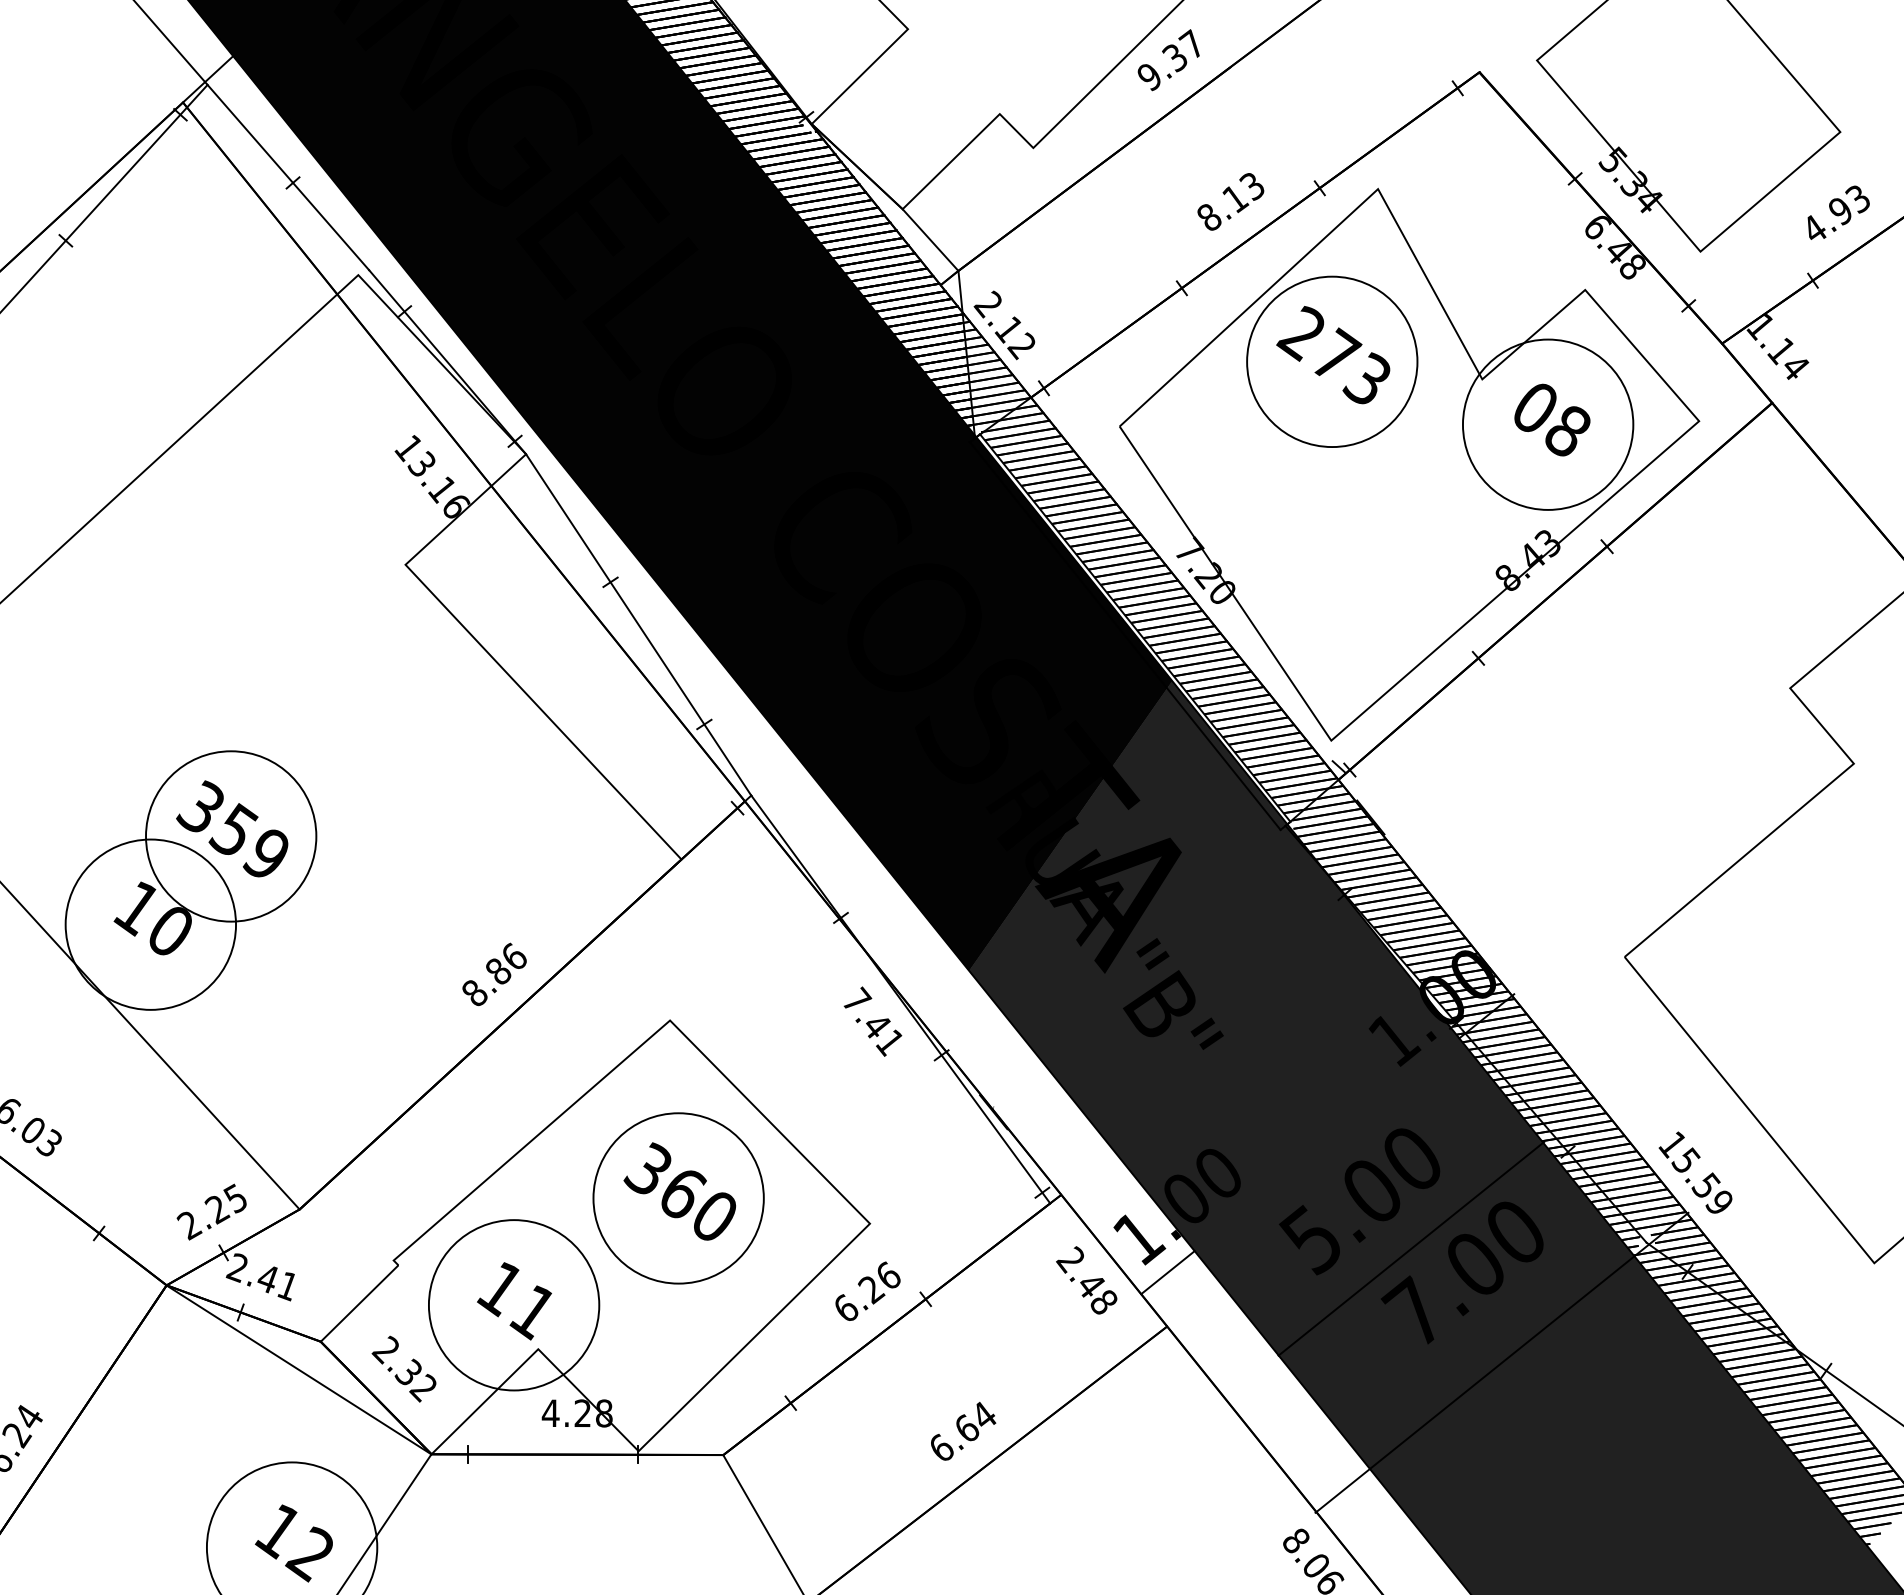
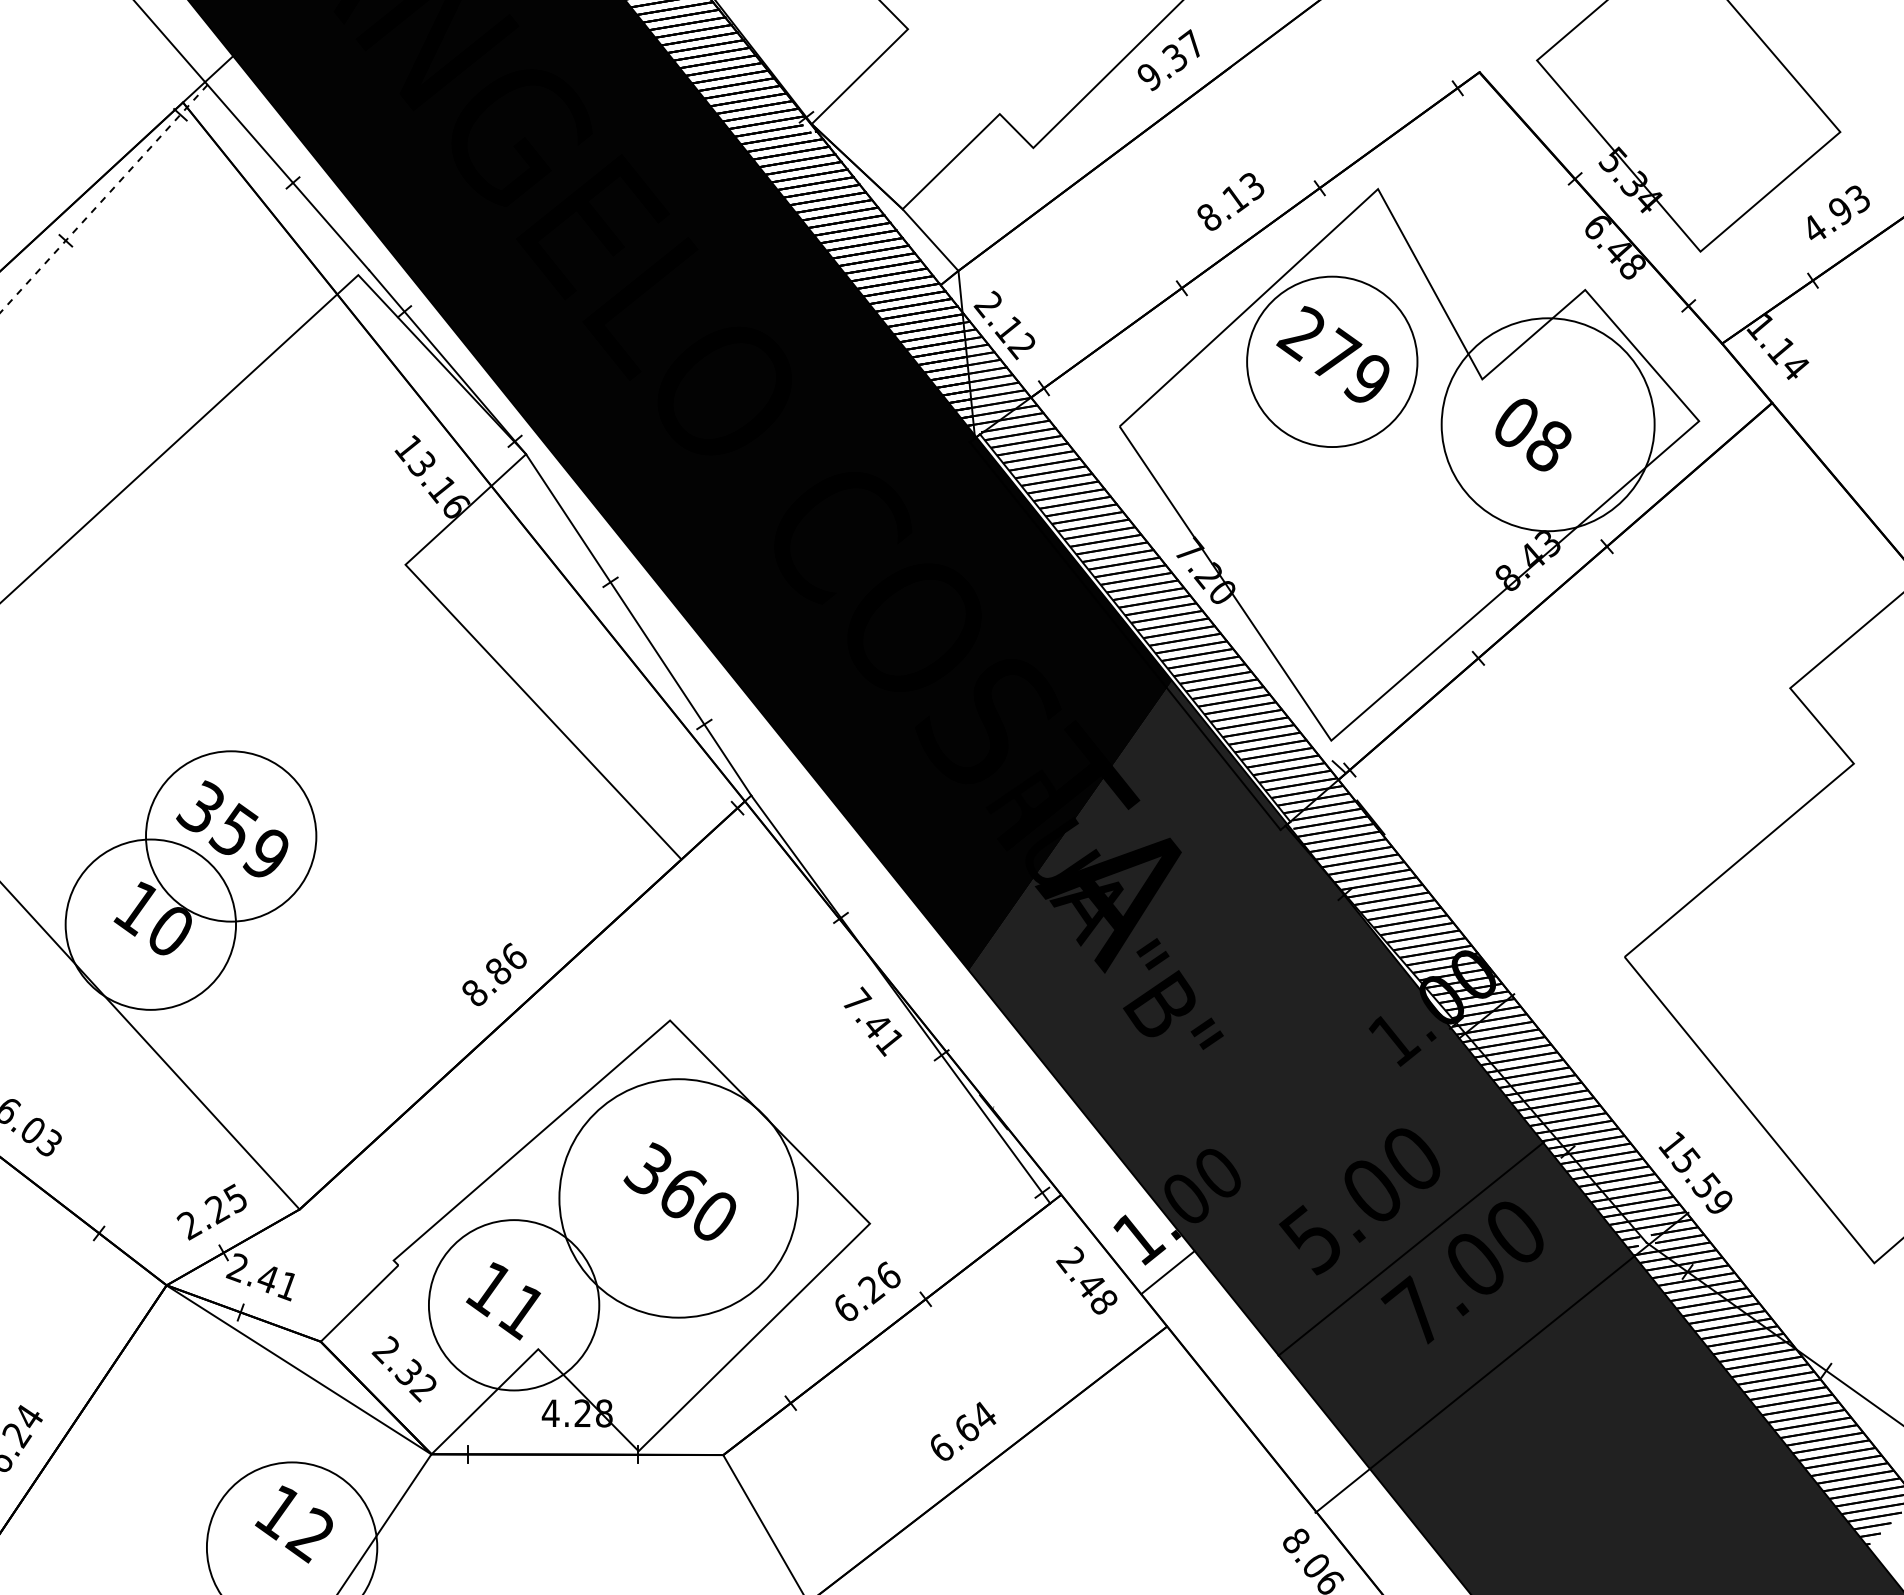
line: solid -> dashed (104, 198)
text: 273 -> 279 (1366, 378)
text position: (1552, 419) -> (1533, 434) (1533, 434)
circle diameter: 170 px -> 213 px (1547, 424)
circle diameter: 170 px -> 238 px (678, 1198)
text position: (514, 1301) -> (503, 1301) (503, 1301)
text position: (293, 1543) -> (293, 1524) (293, 1524)
